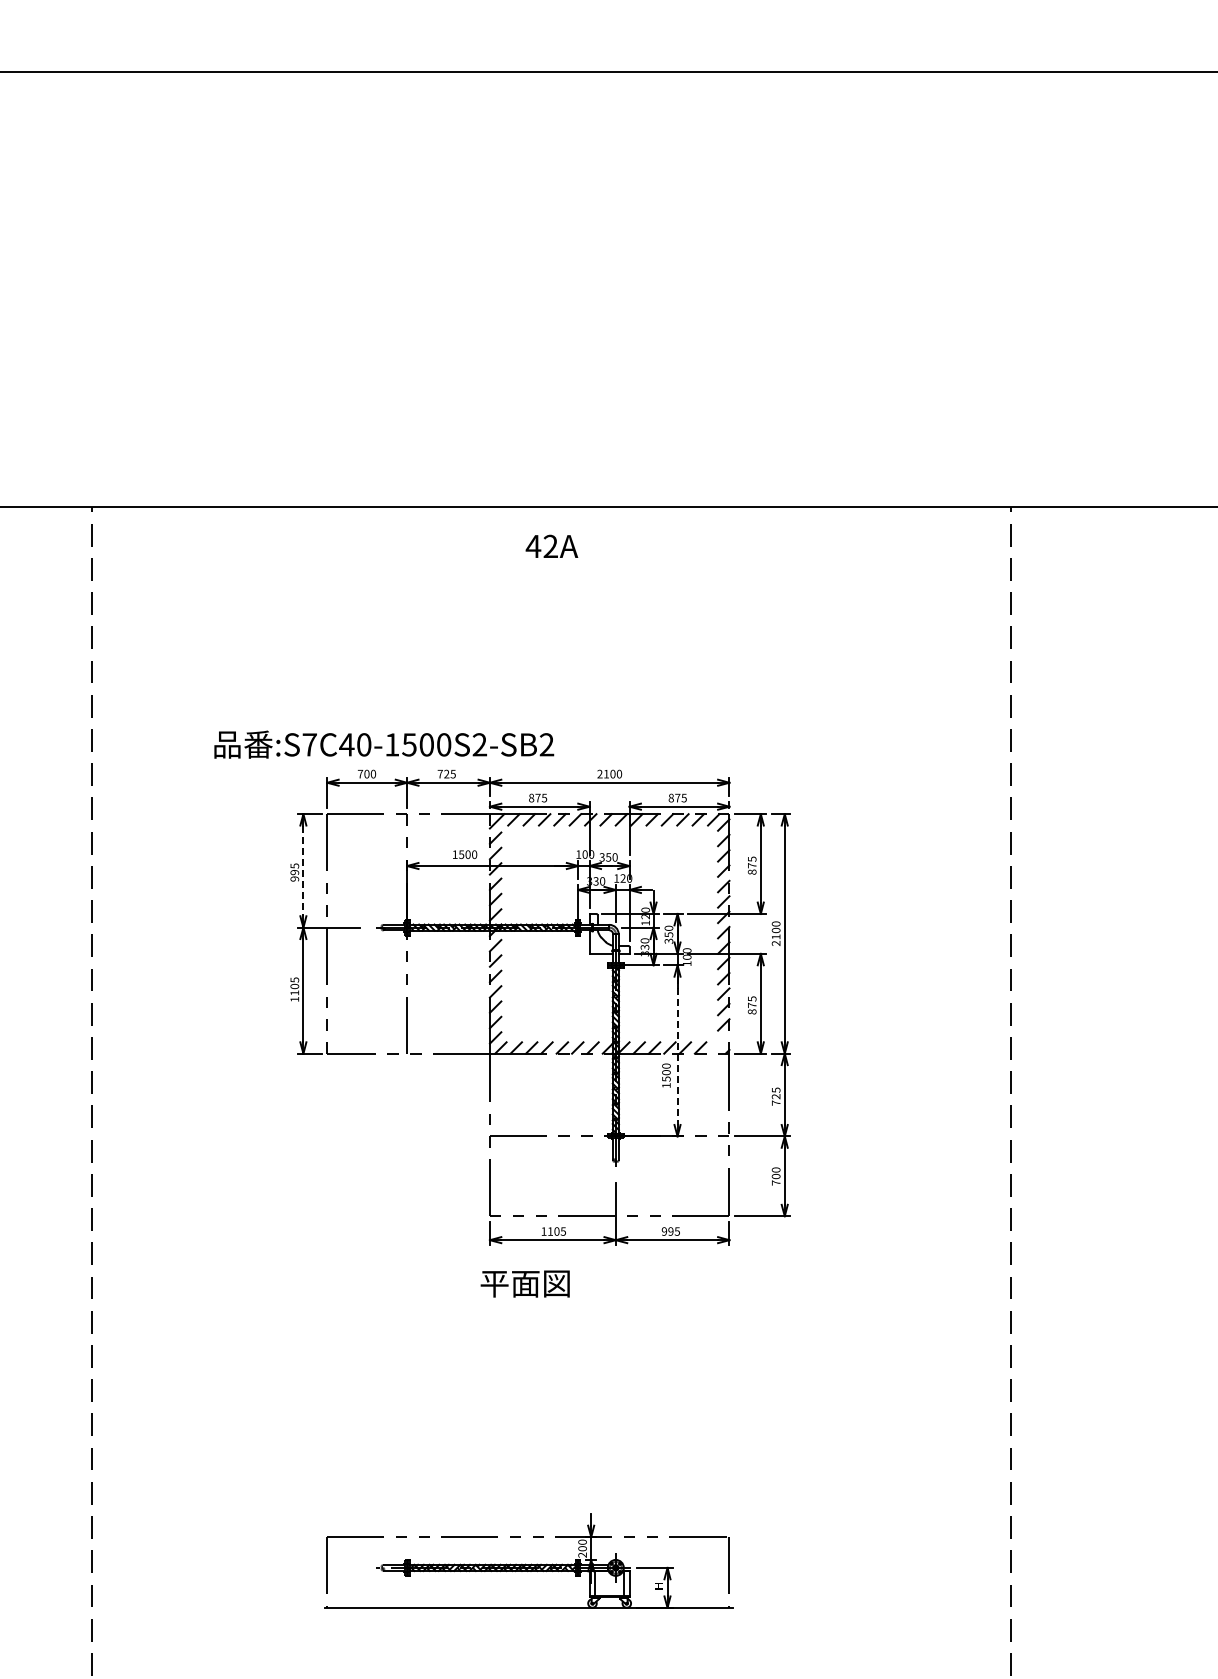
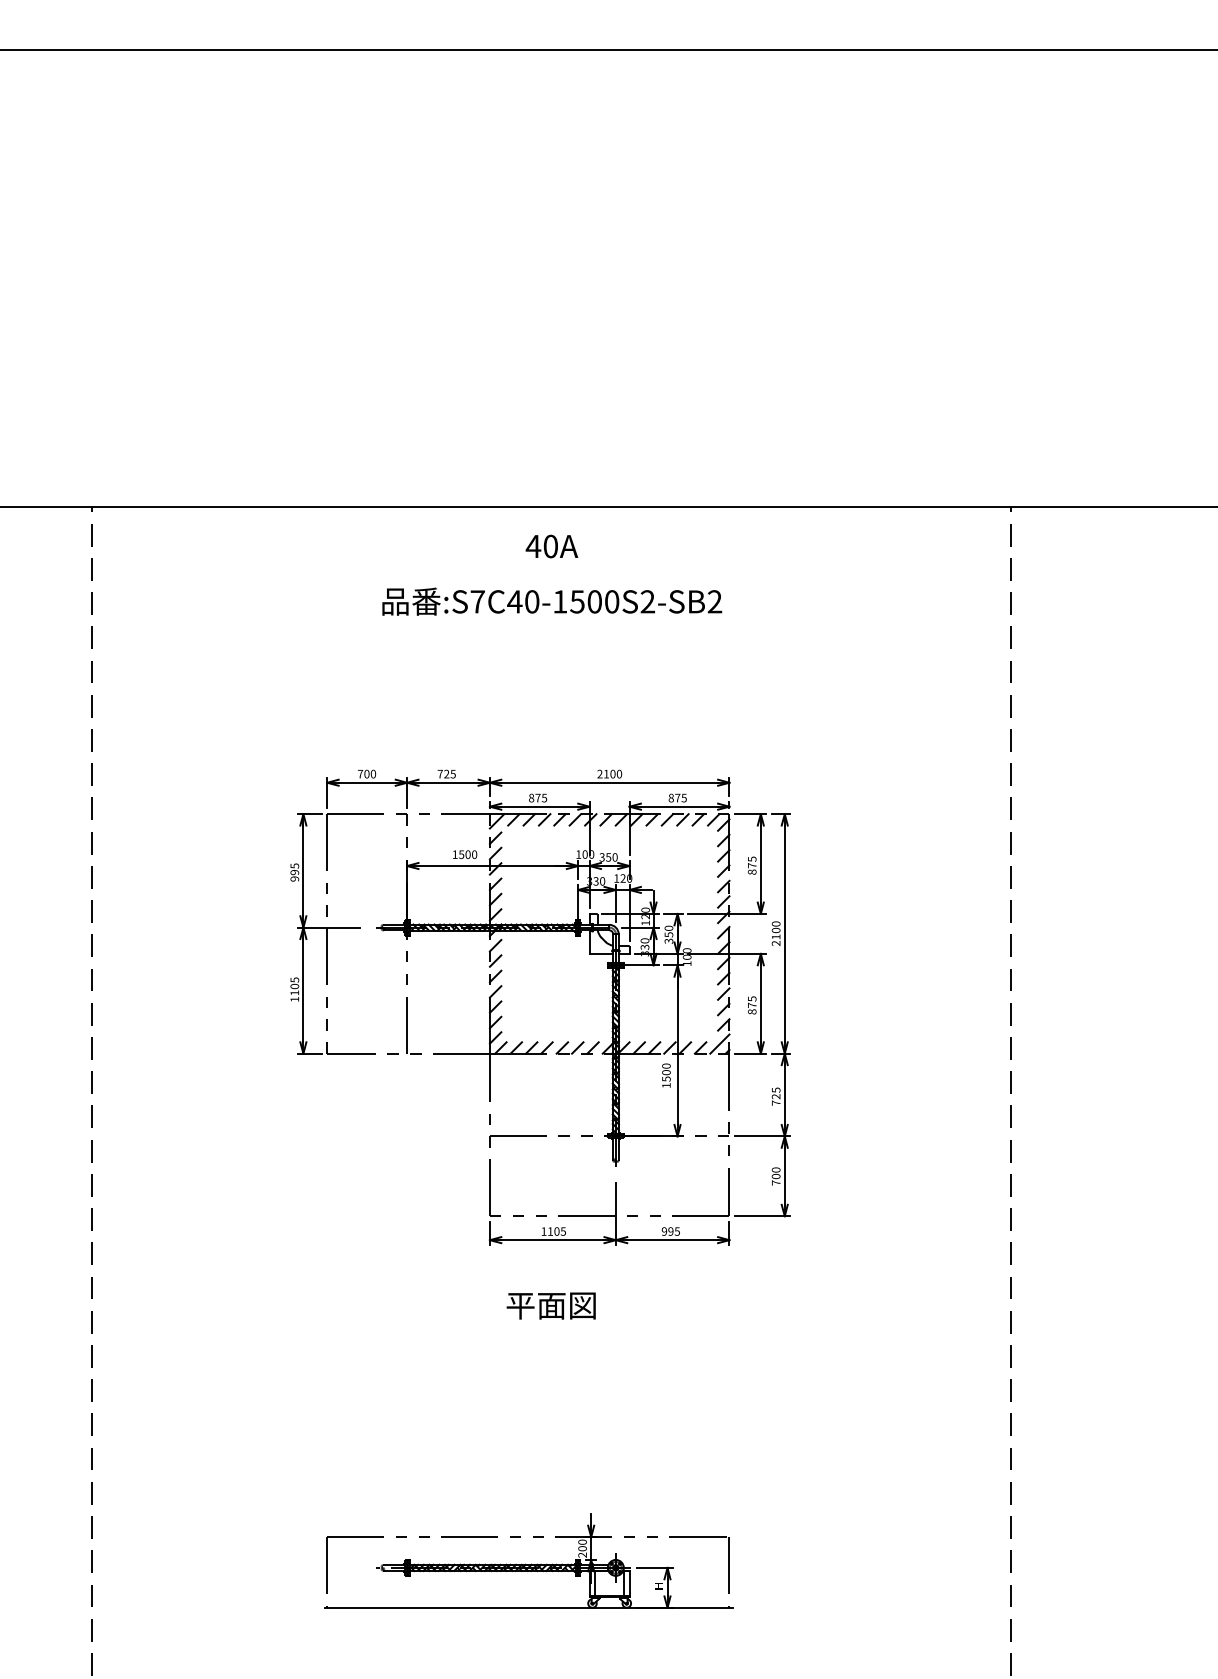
line position: (608, 72) -> (608, 50) (608, 50)
text: 42A -> 40A (550, 546)
text position: (384, 744) -> (552, 601) (552, 601)
line: dashed -> solid (303, 871)
line: none -> present (719, 1043)
line: dashed -> solid (677, 1051)
text position: (524, 1283) -> (550, 1305) (550, 1305)
